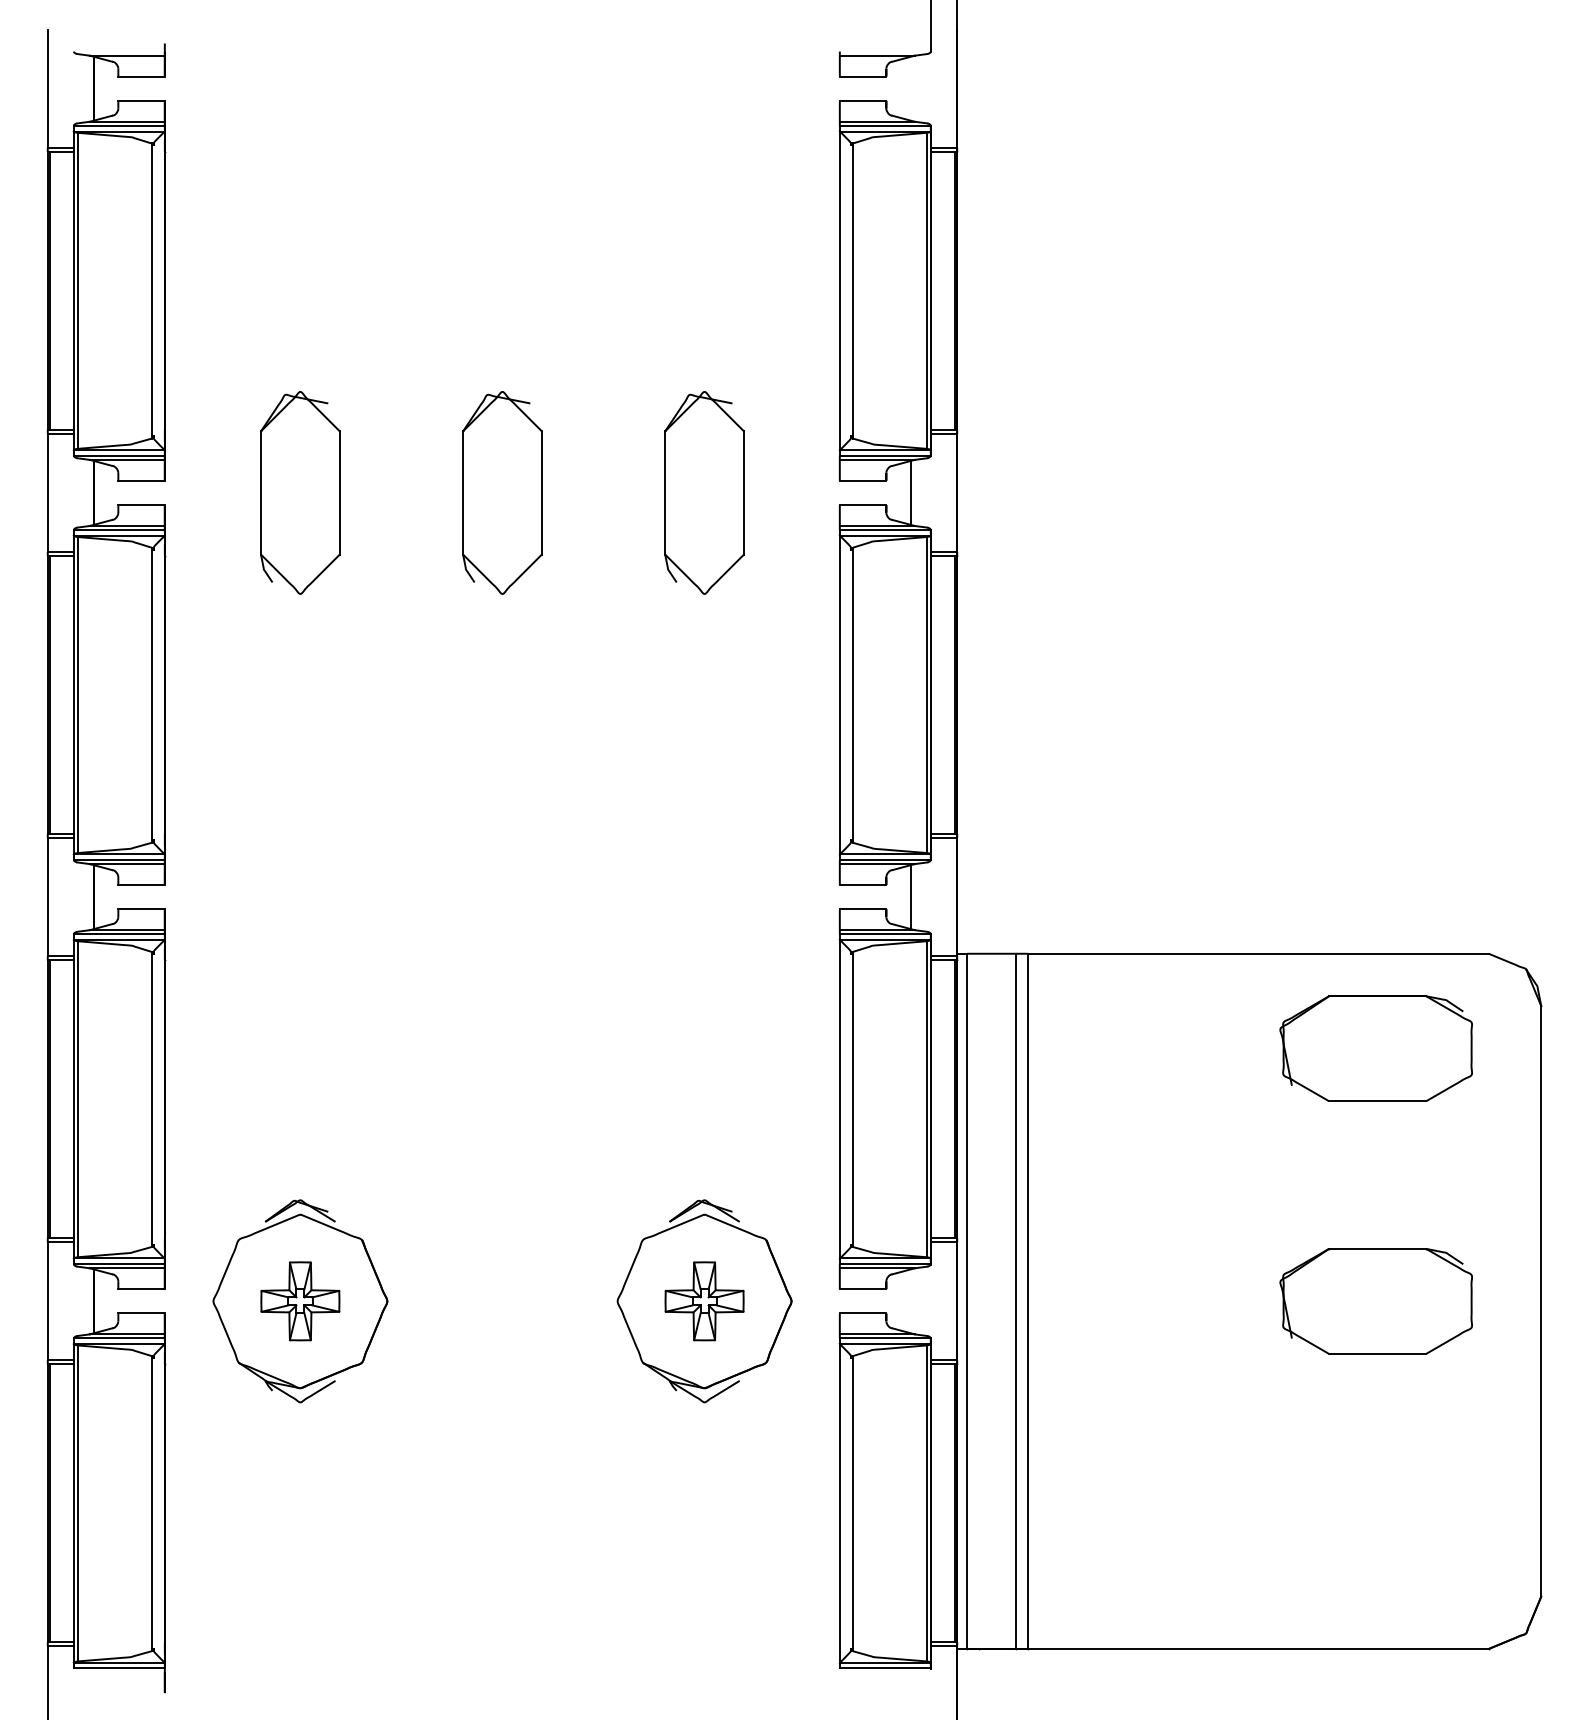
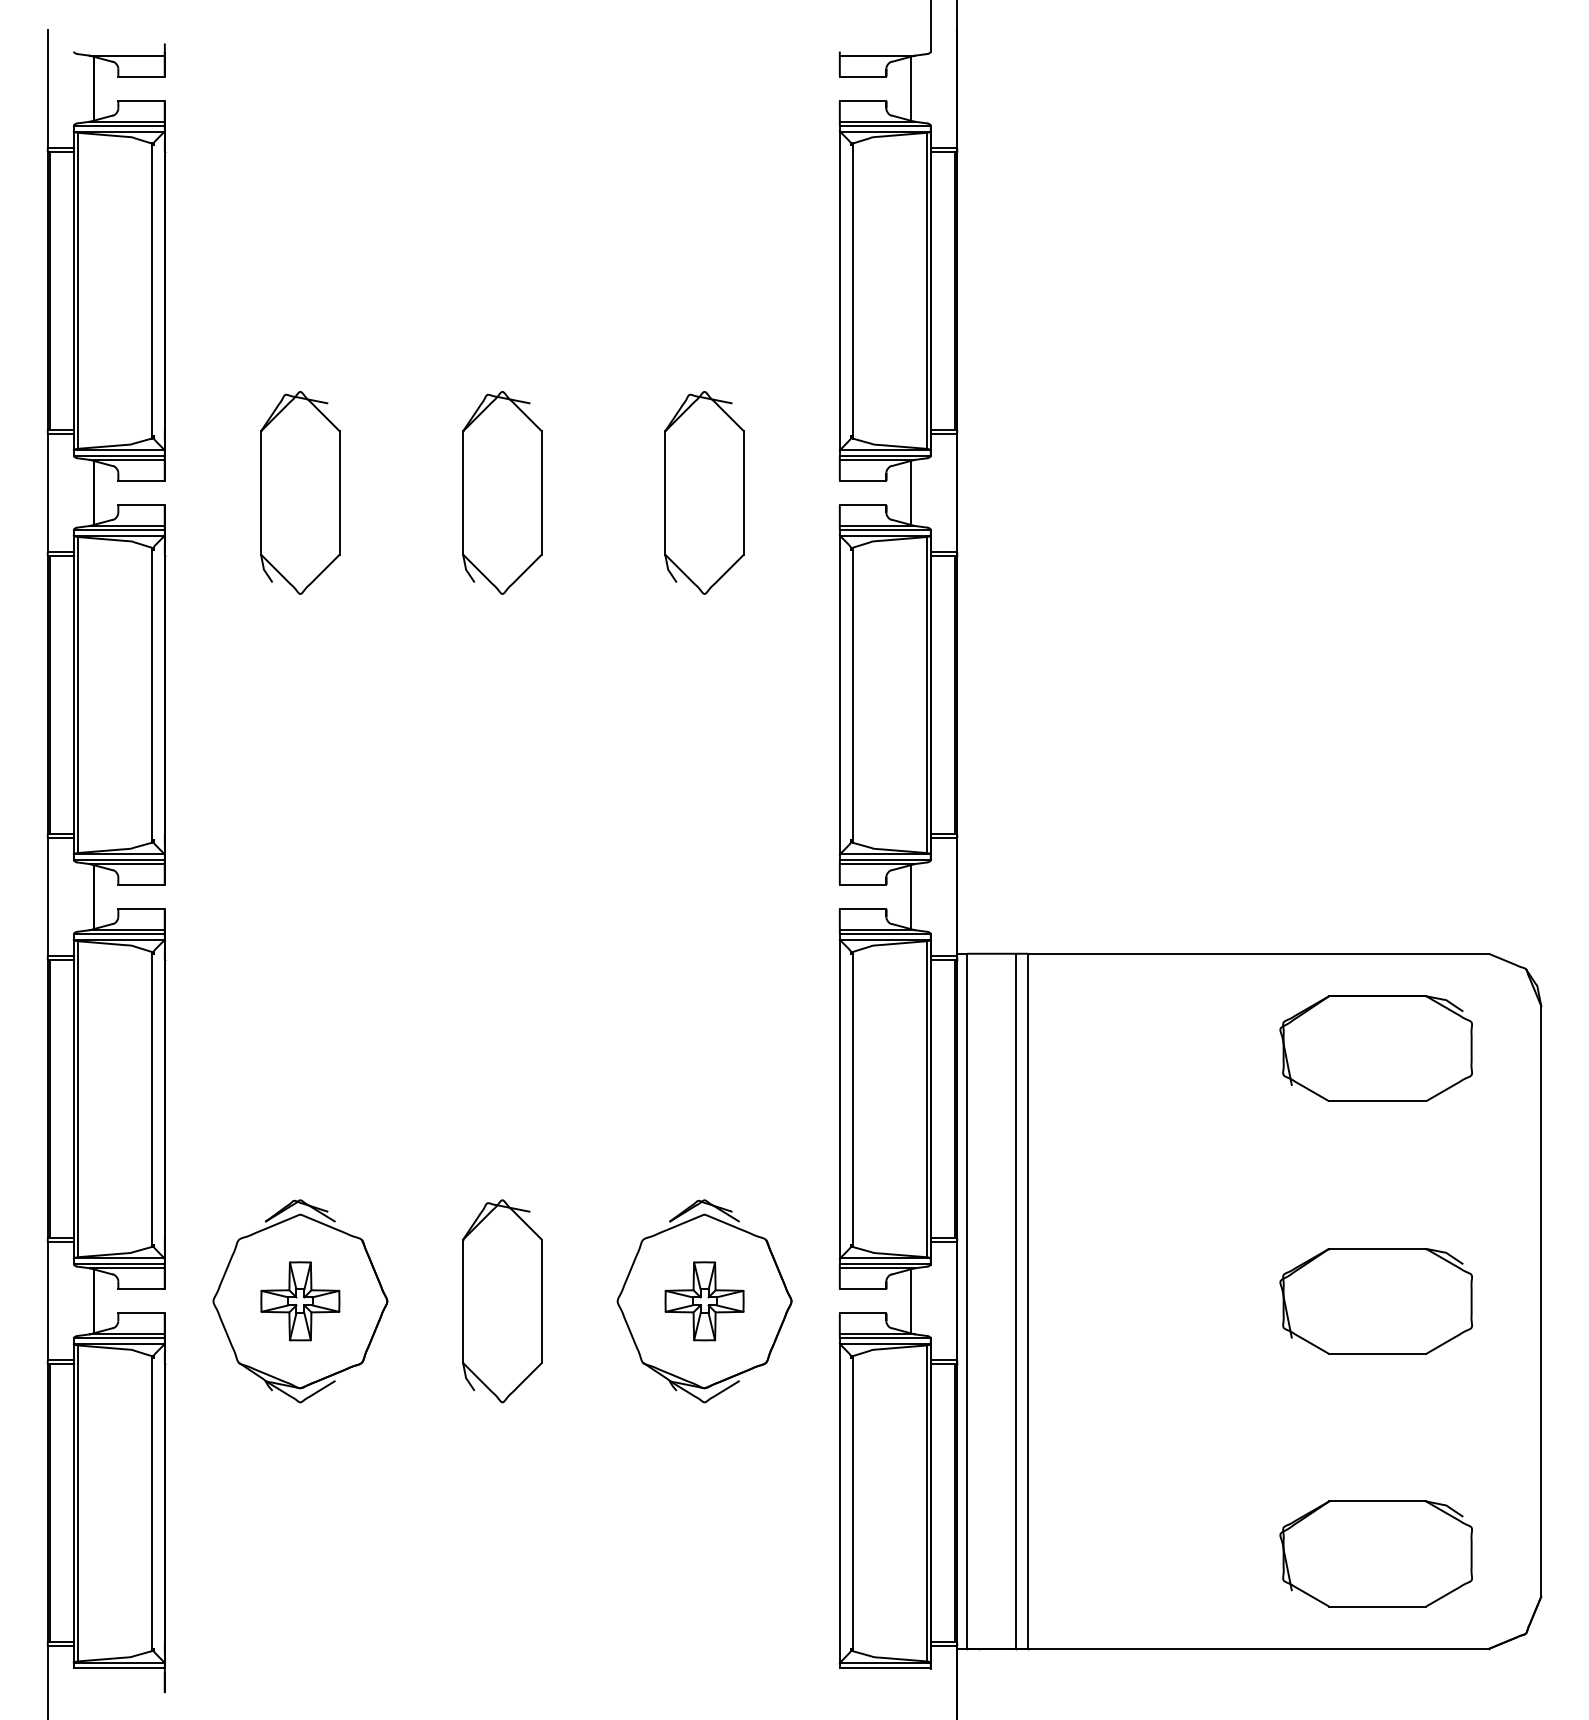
line: none -> present (910, 88)
line: none -> present (910, 1300)
part: none -> present (502, 1301)
part: none -> present (1375, 1553)
